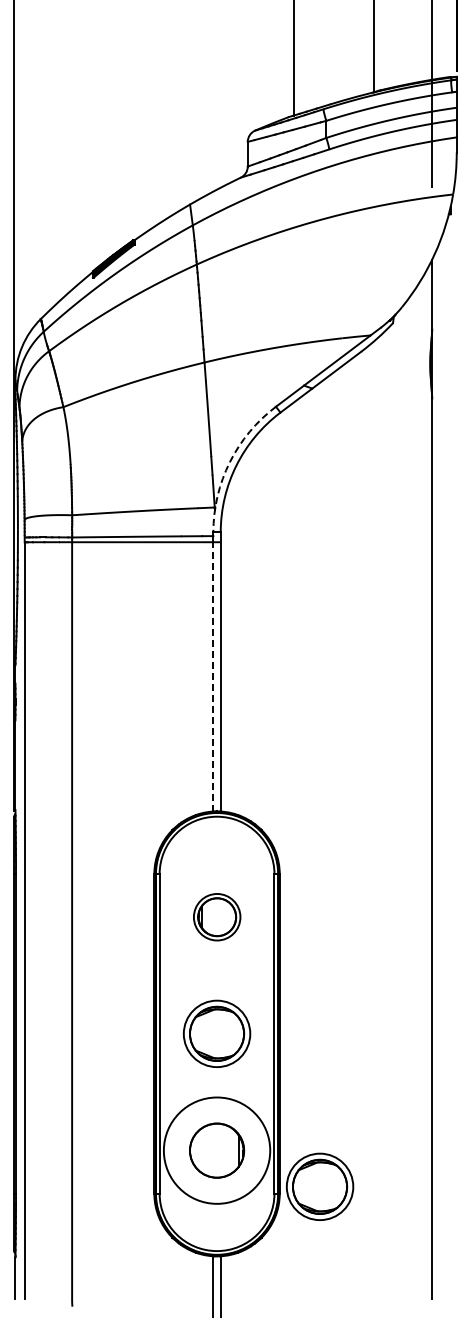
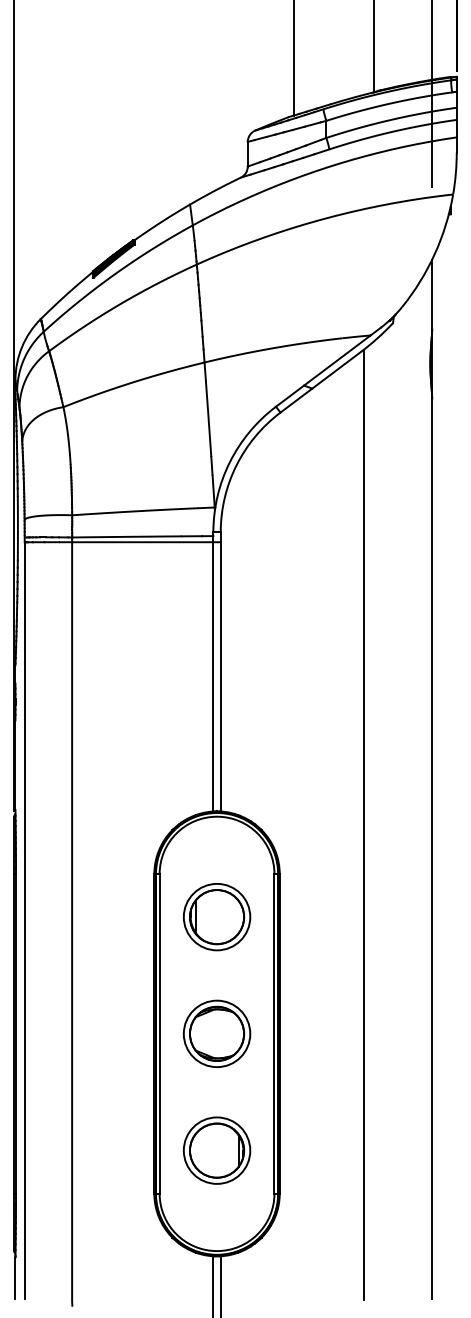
arc: dashed -> solid (229, 462)
line: dashed -> solid (213, 676)
line: none -> present (364, 824)
part size: 49x49 px -> 69x69 px (217, 917)
circle diameter: 106 px -> 66 px (216, 1150)
part: present -> none (320, 1186)
